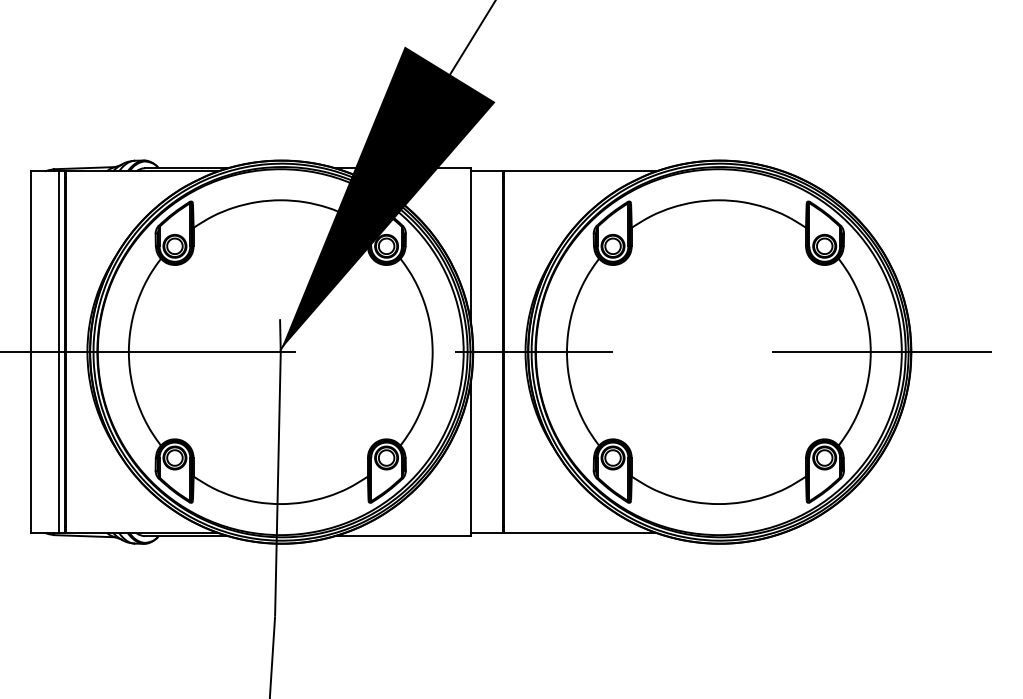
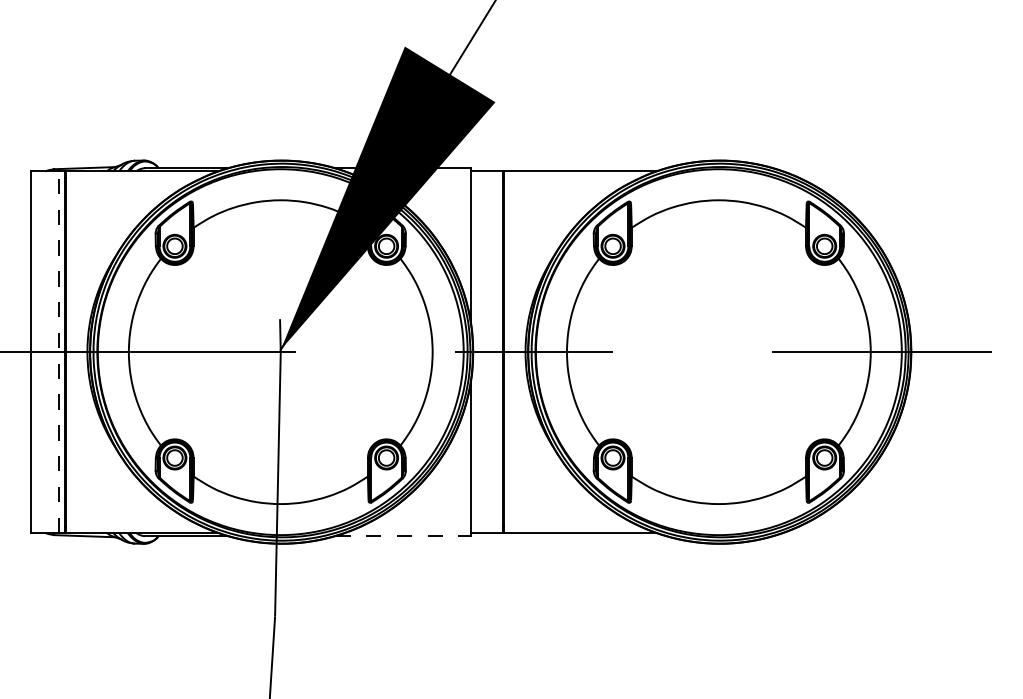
line: solid -> dashed (58, 352)
line: solid -> dashed (403, 536)
